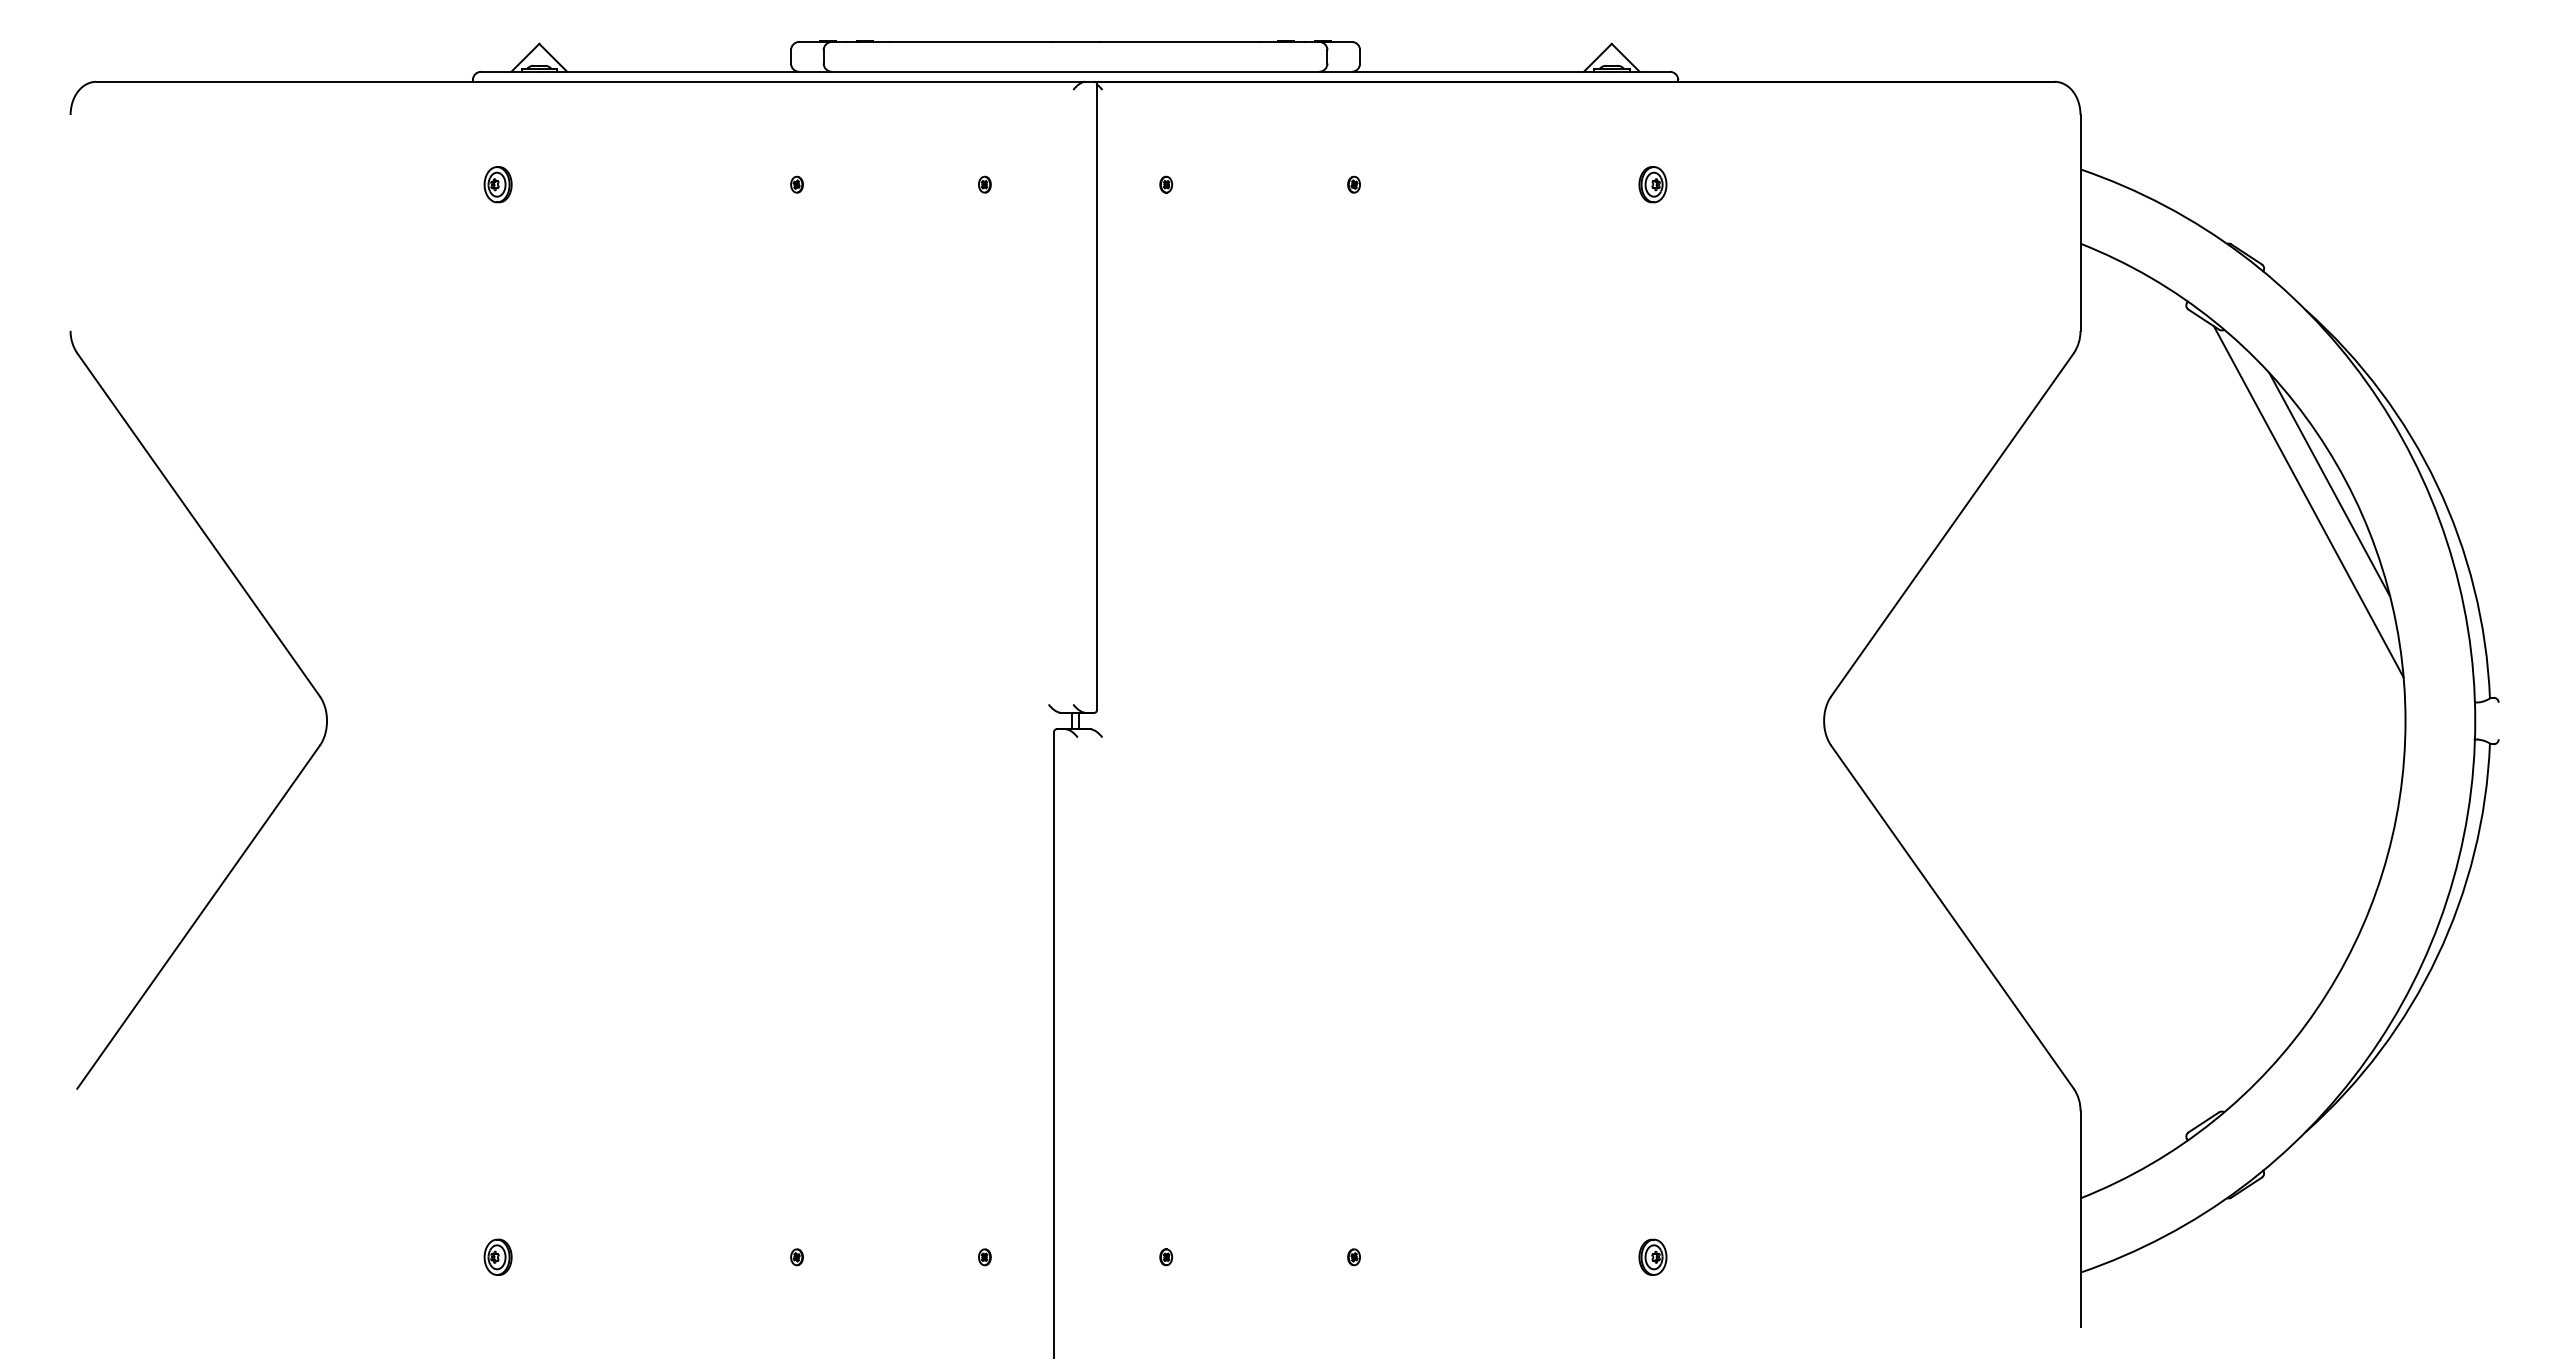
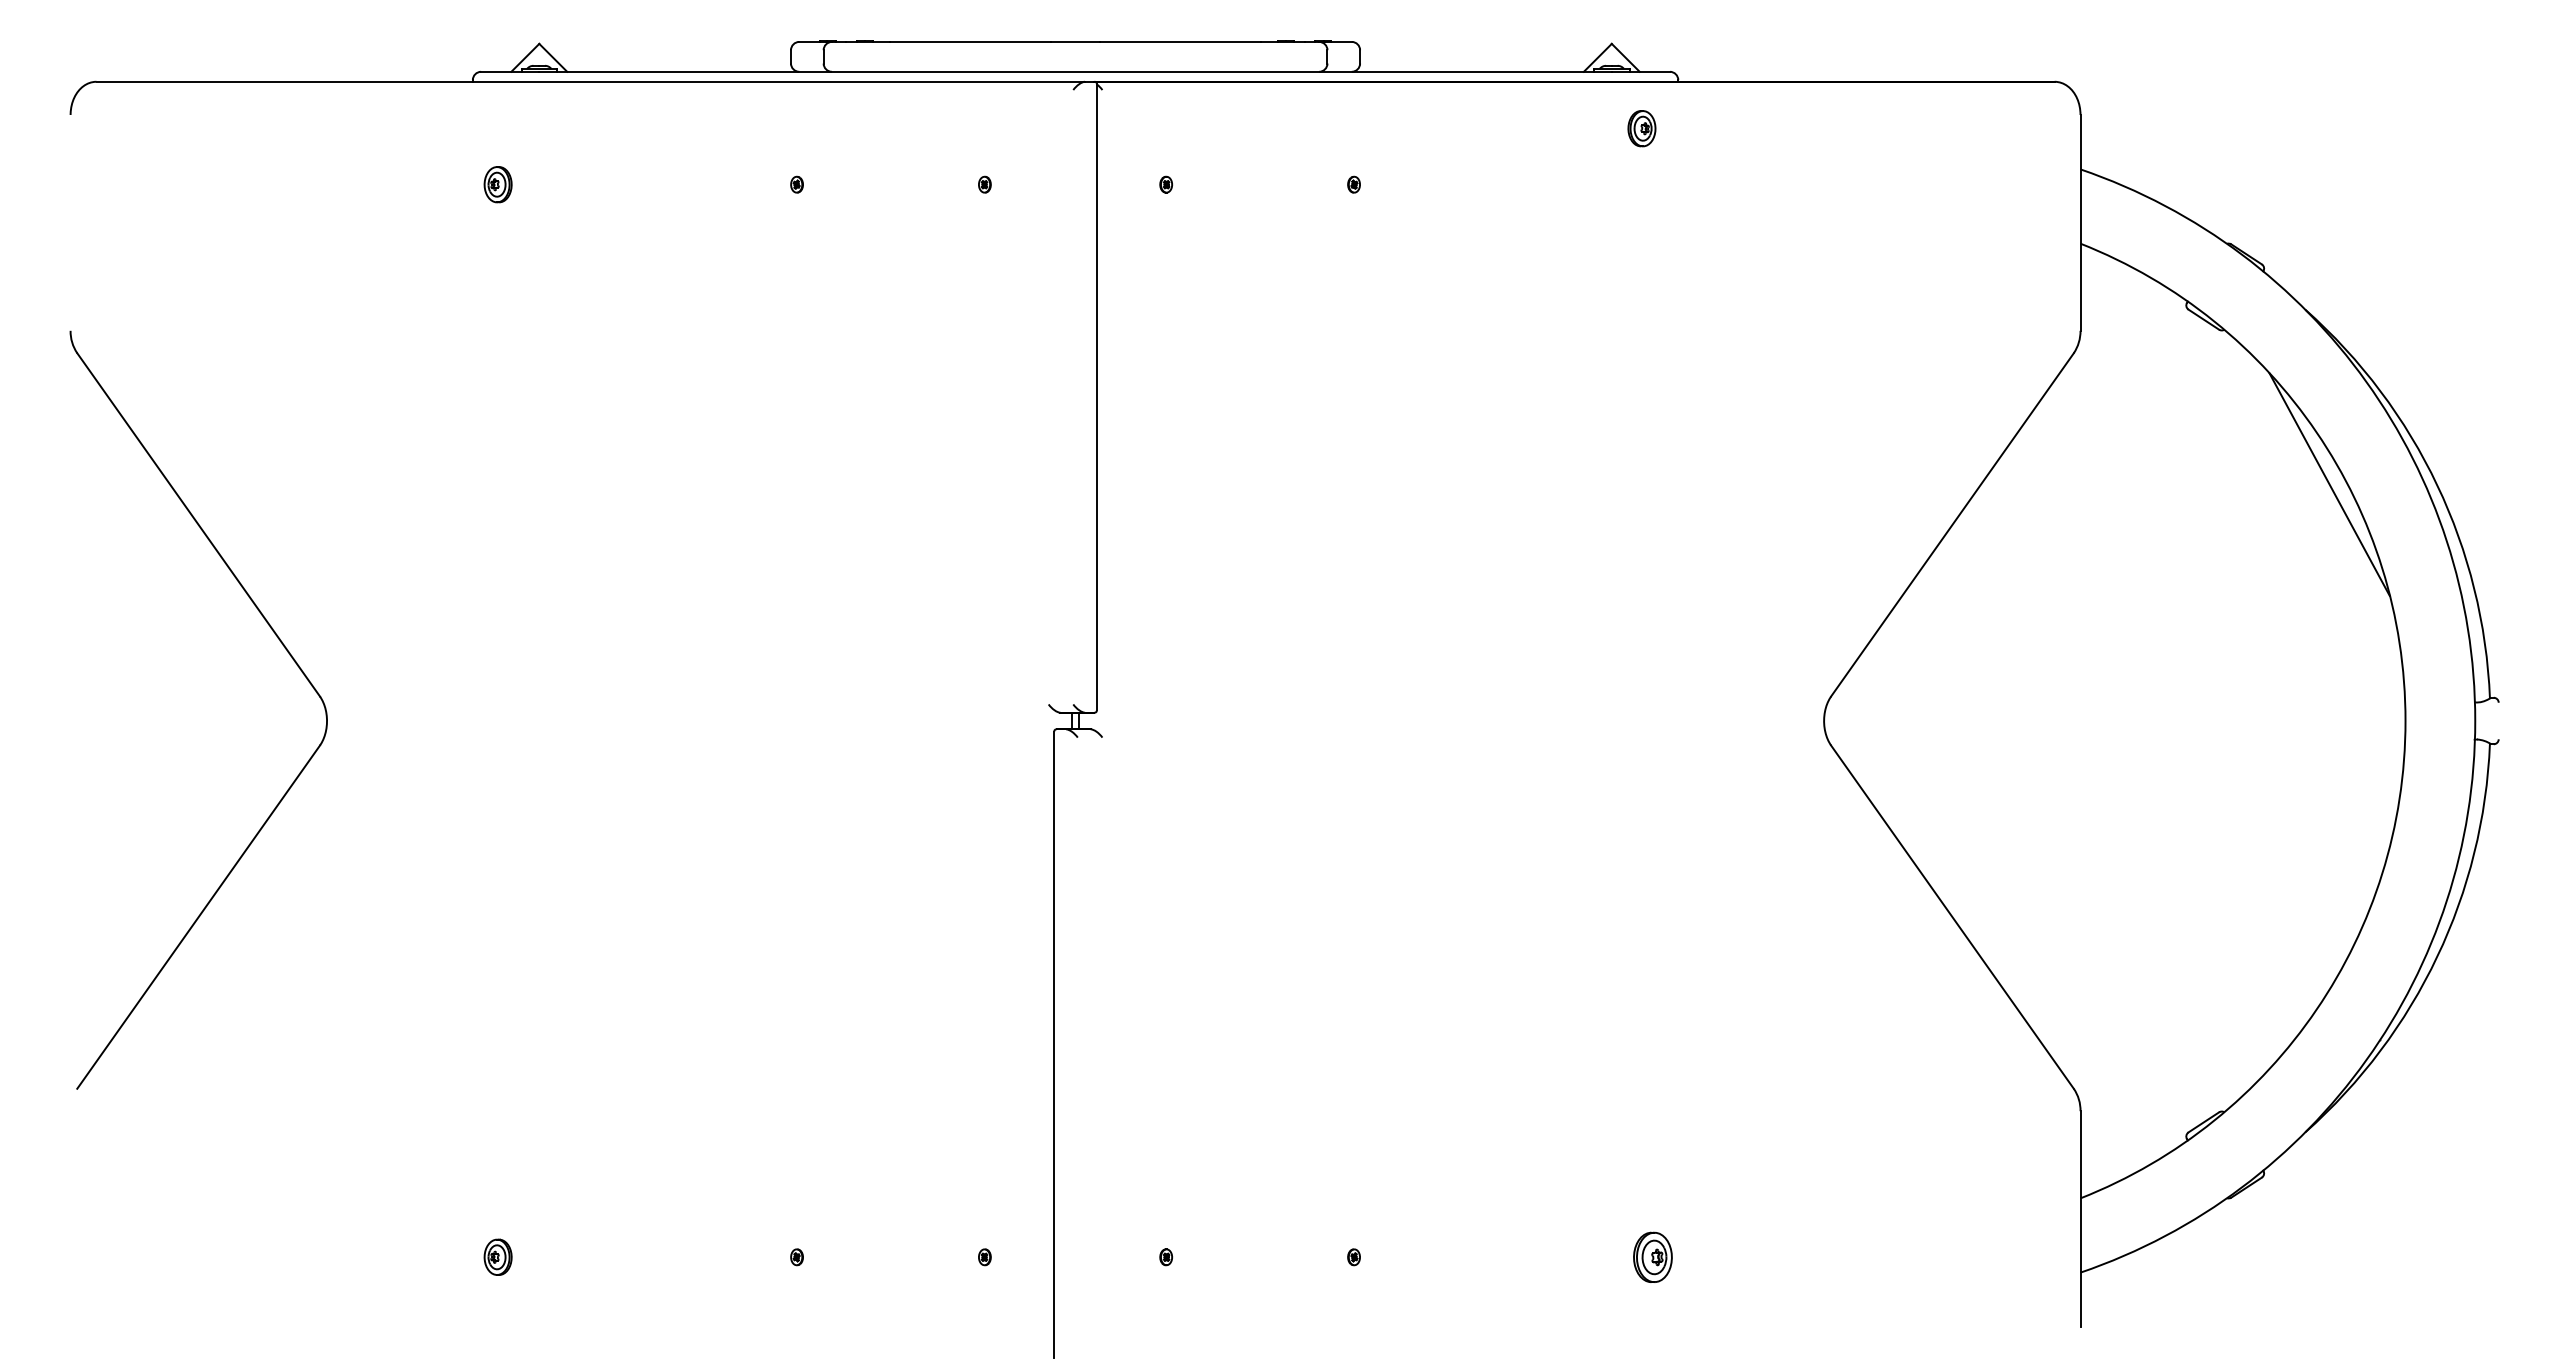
part position: (1652, 184) -> (1641, 128) (1641, 128)
line: present -> none (2308, 501)
part size: 30x38 px -> 40x52 px (1652, 1256)
